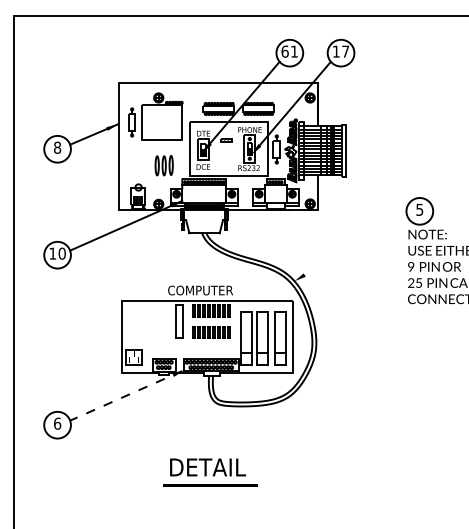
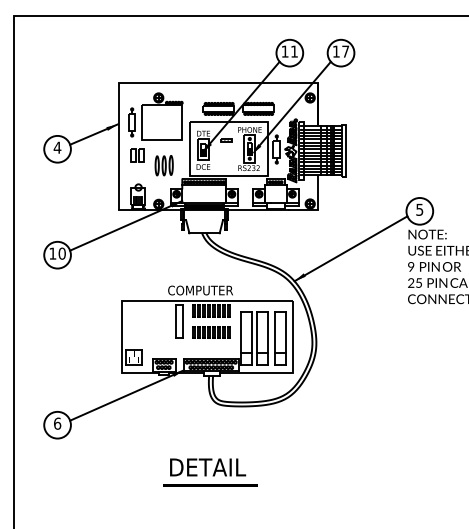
text: 61 -> 11 (284, 51)
text: 8 -> 4 (57, 147)
part: none -> present (137, 155)
line: none -> present (350, 248)
line: dashed -> solid (125, 396)
